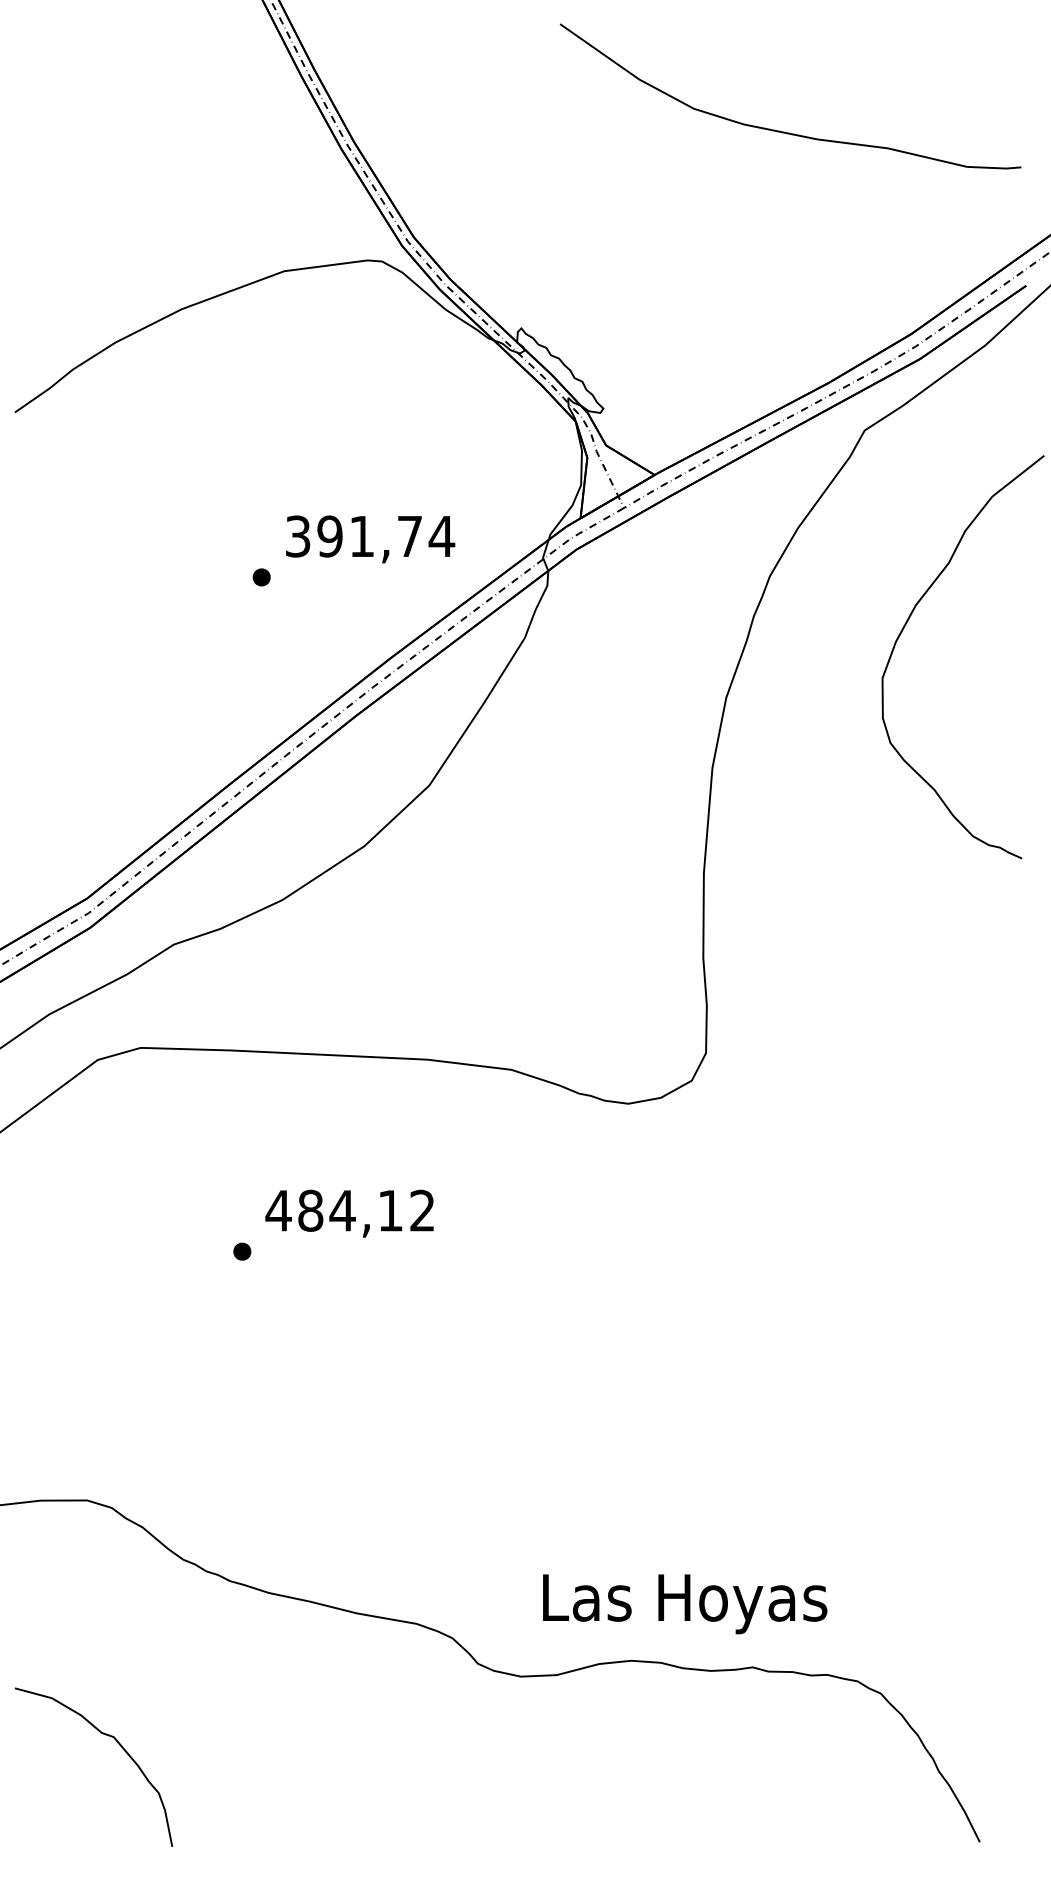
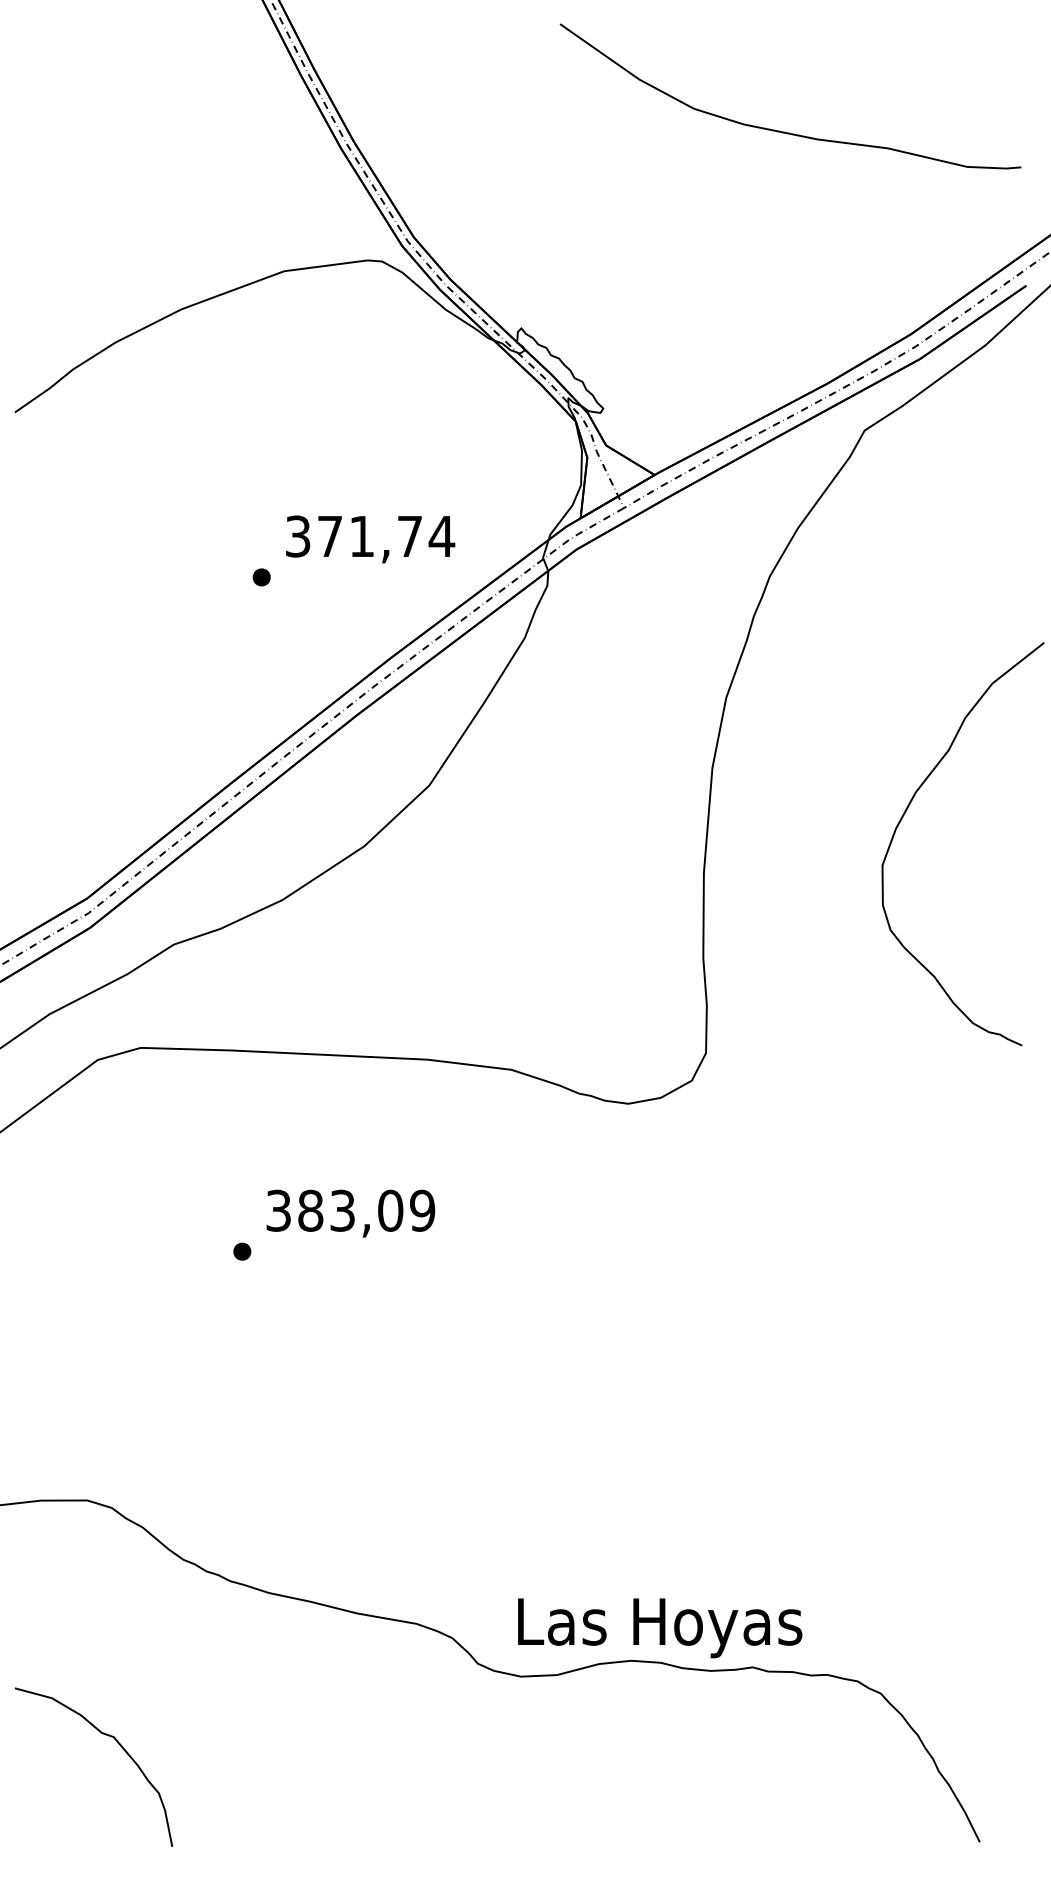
text: 391,74 -> 371,74 (329, 536)
curve position: (904, 628) -> (904, 815) (904, 815)
text: 484,12 -> 383,09 (350, 1210)
text position: (685, 1604) -> (660, 1628) (660, 1628)
